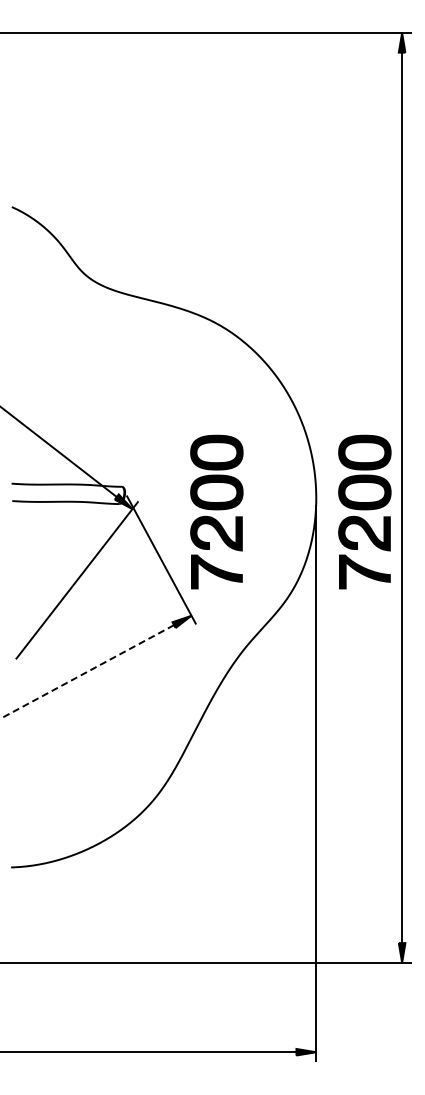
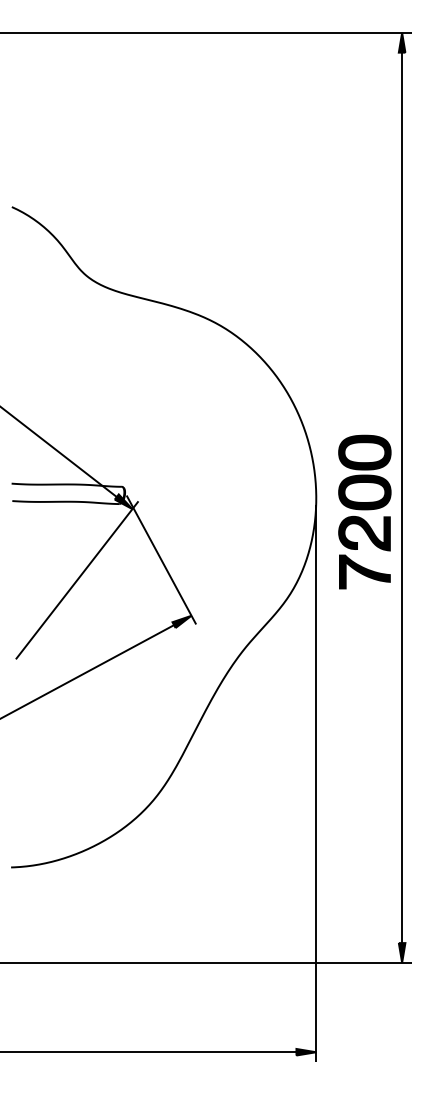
part: present -> none (216, 511)
line: dashed -> solid (86, 672)
